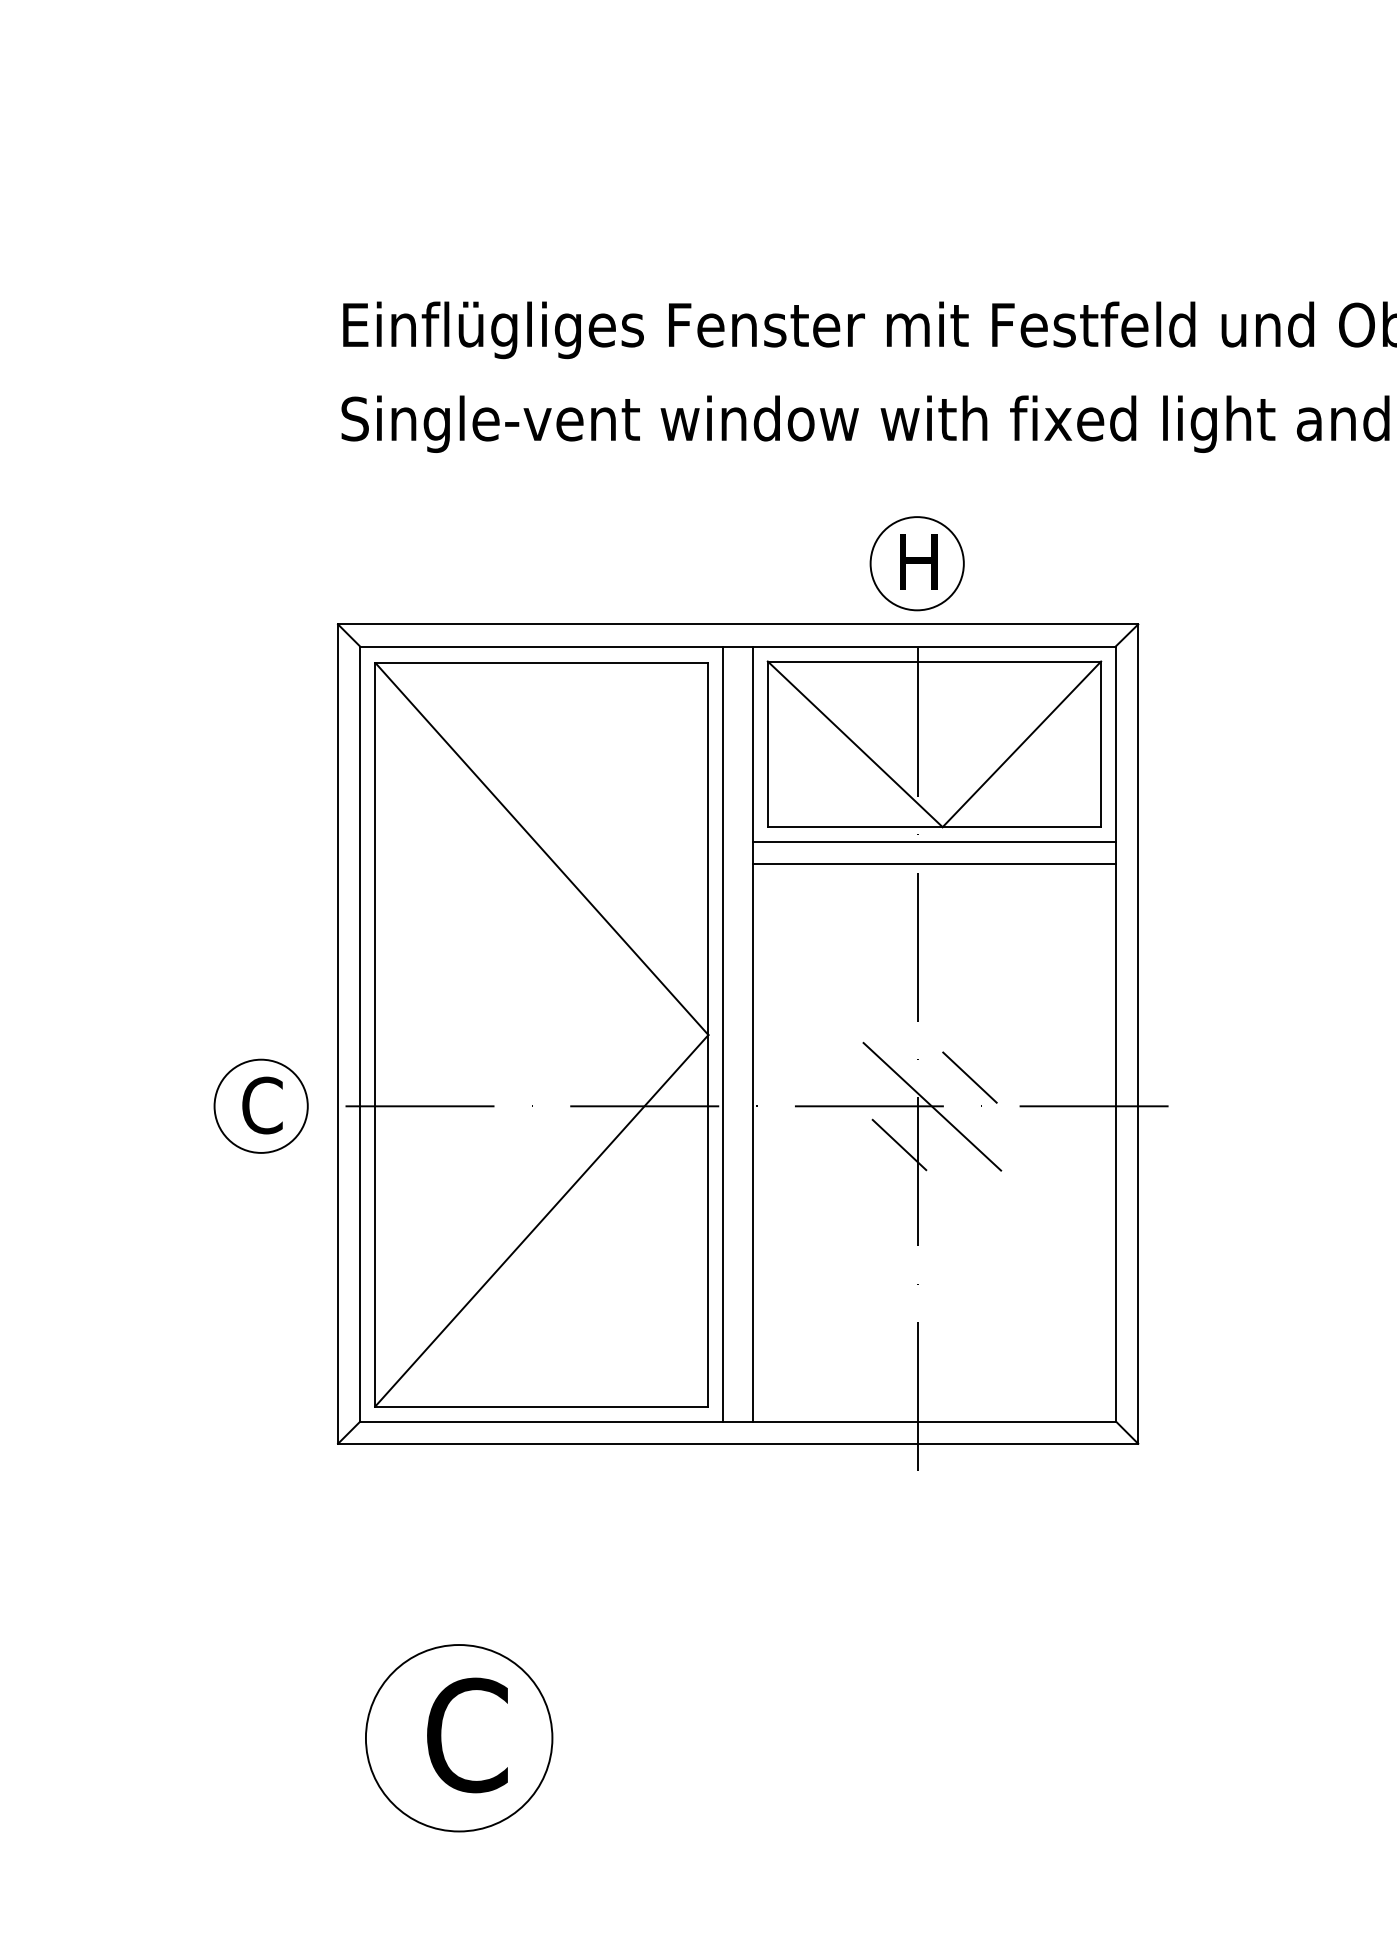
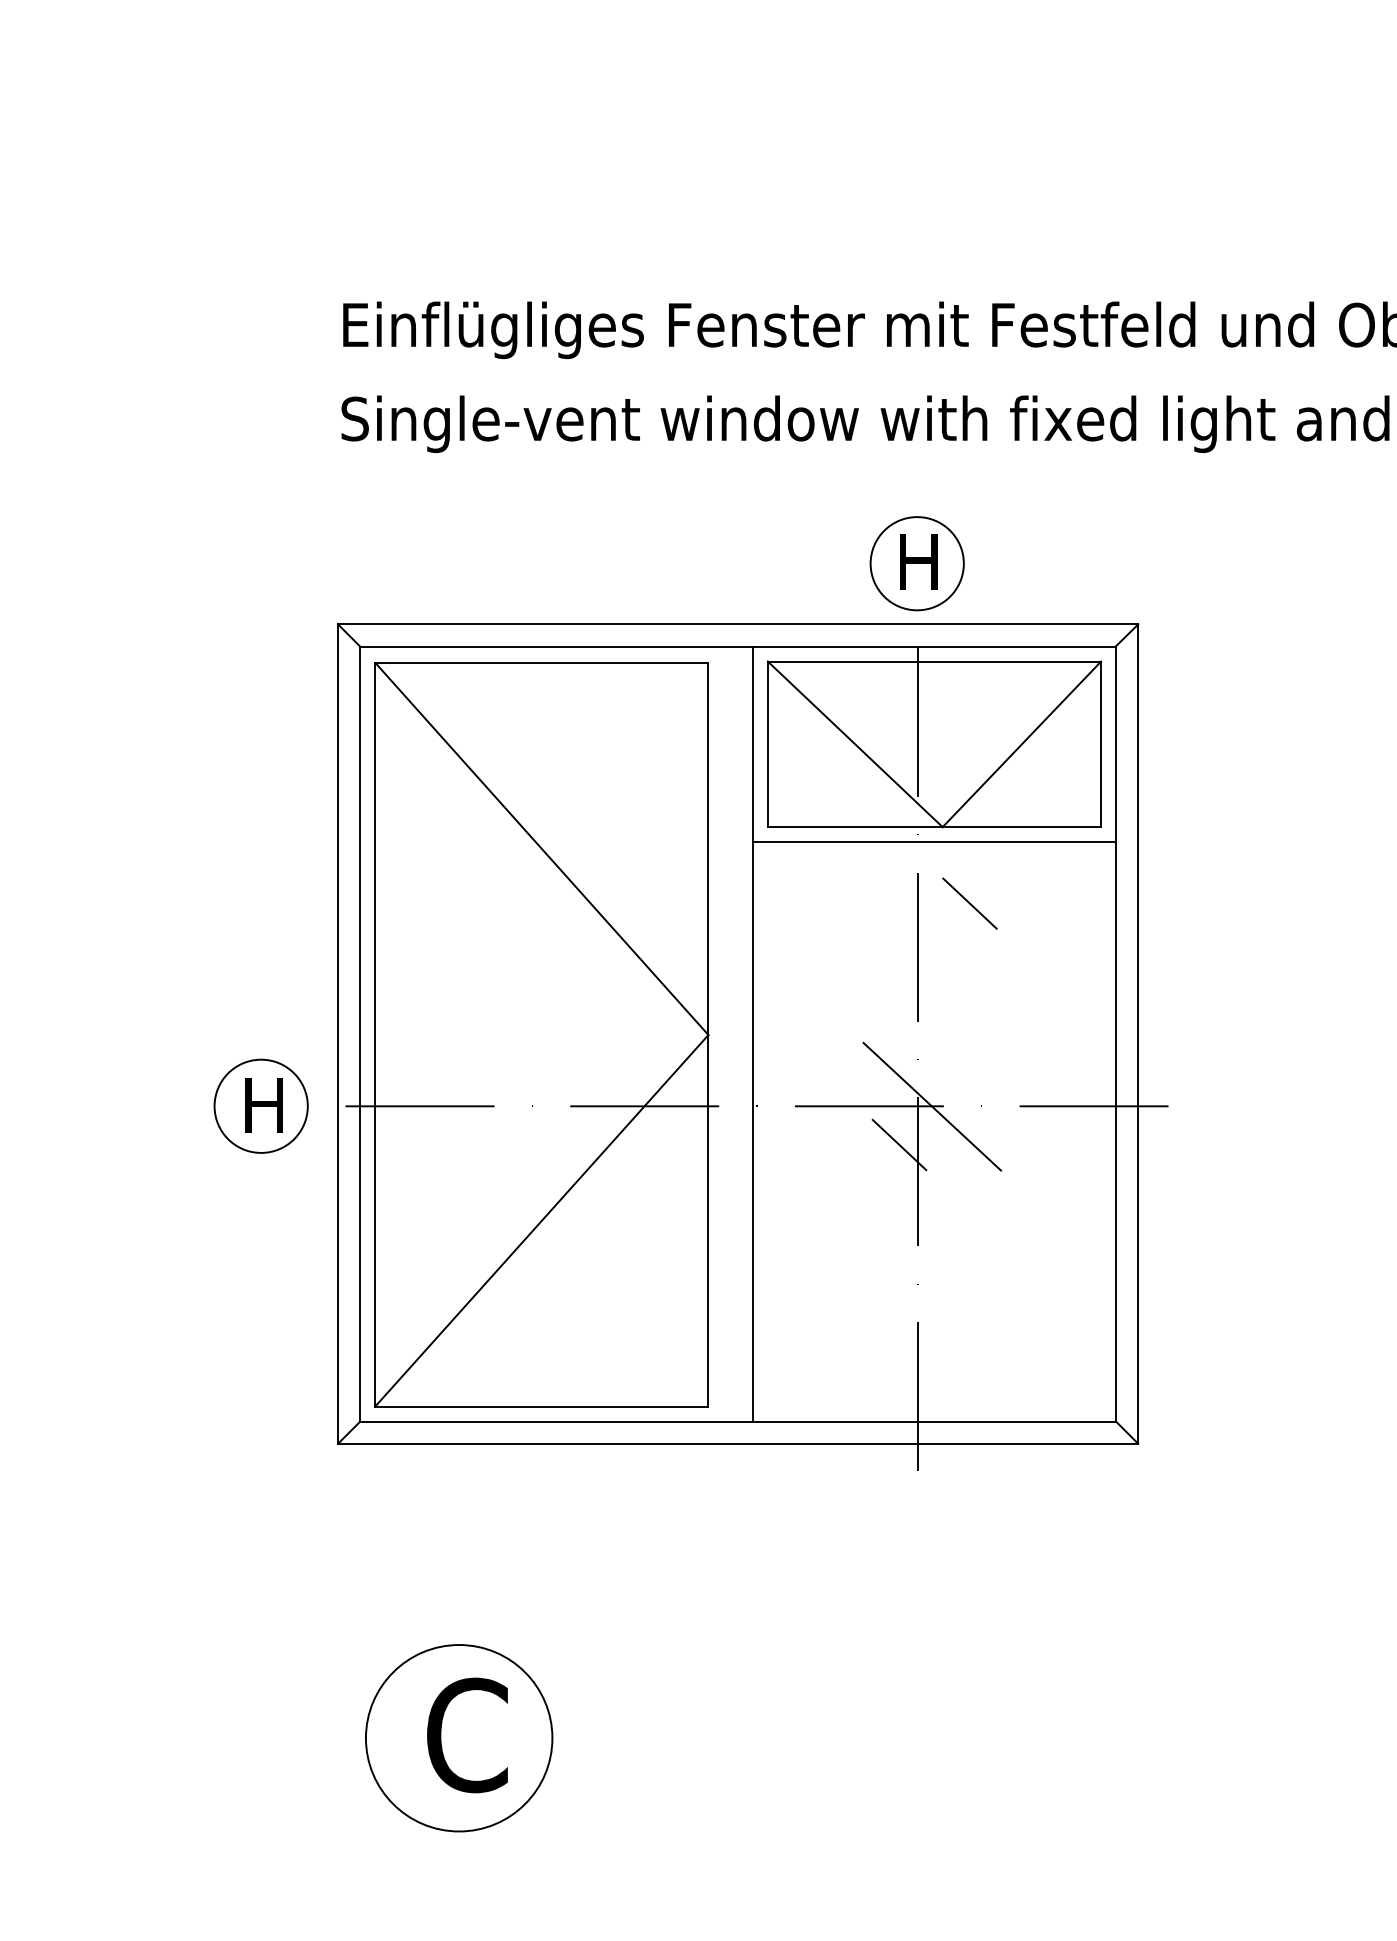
line: present -> none (934, 864)
line: present -> none (723, 1033)
line position: (969, 1077) -> (969, 903) (969, 903)
text: C -> H (262, 1105)
